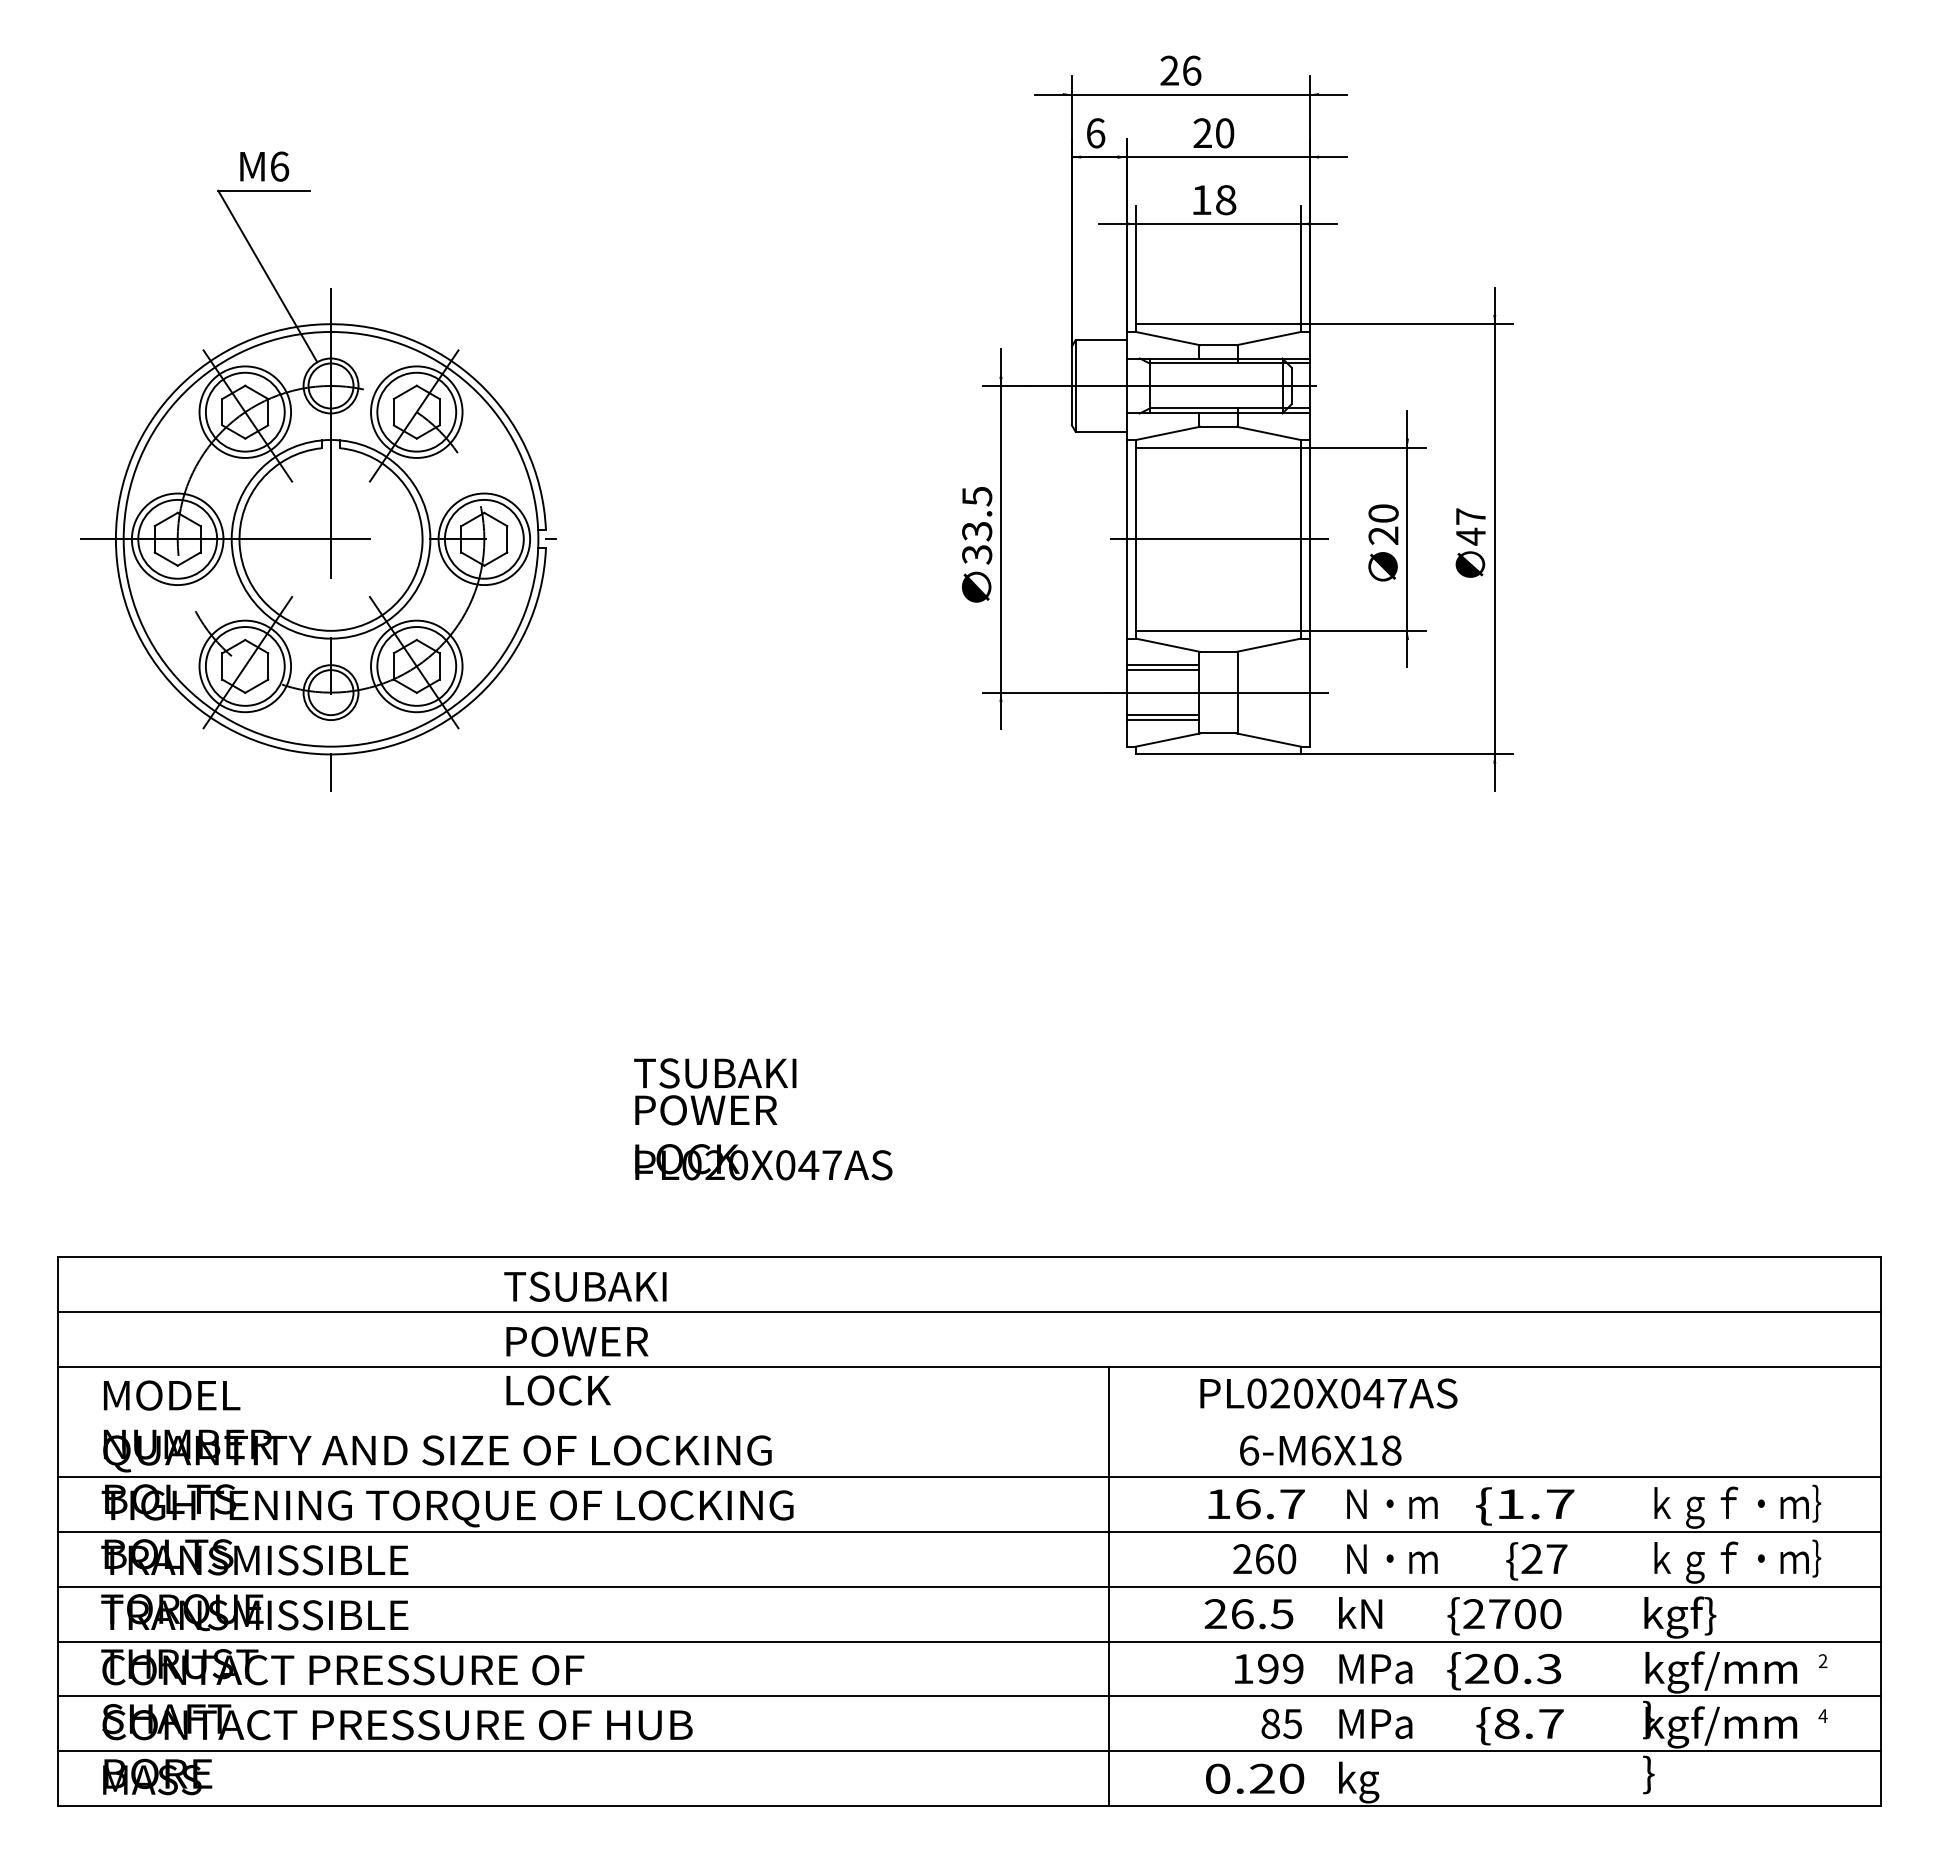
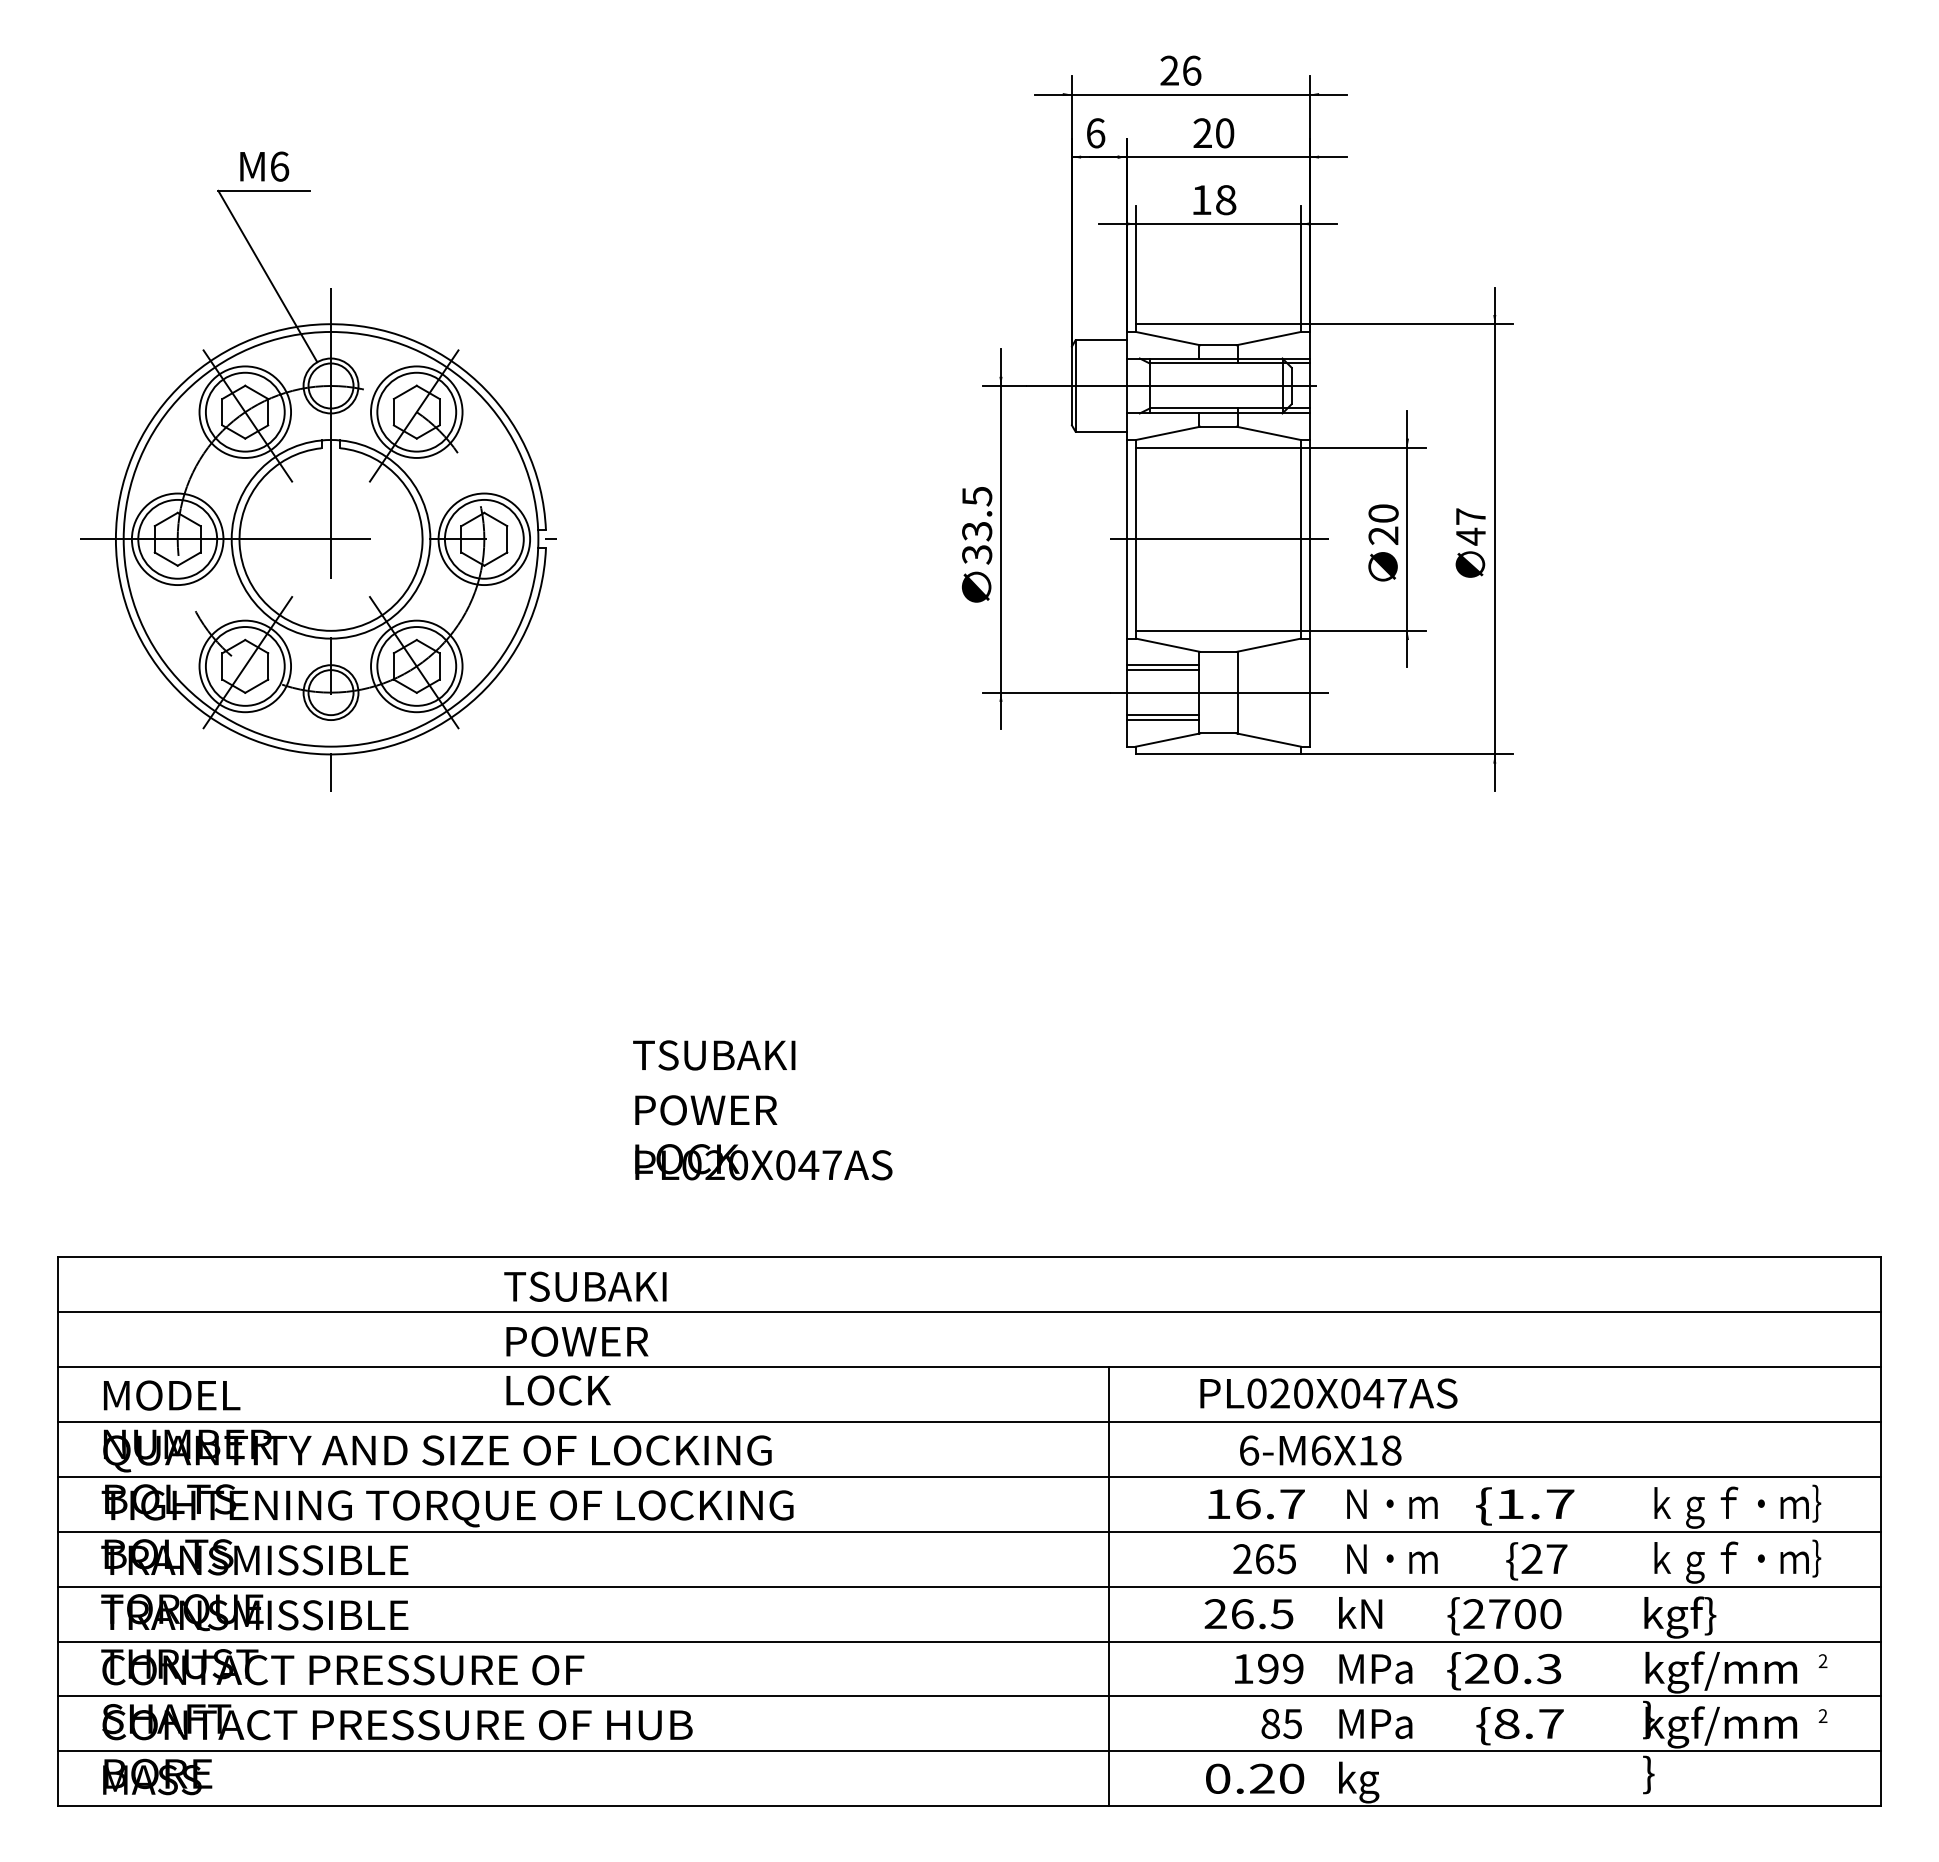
text position: (715, 1073) -> (714, 1055) (714, 1055)
line: none -> present (969, 1421)
text: 260 -> 265 (1286, 1559)
text: 4 -> 2 (1822, 1715)
